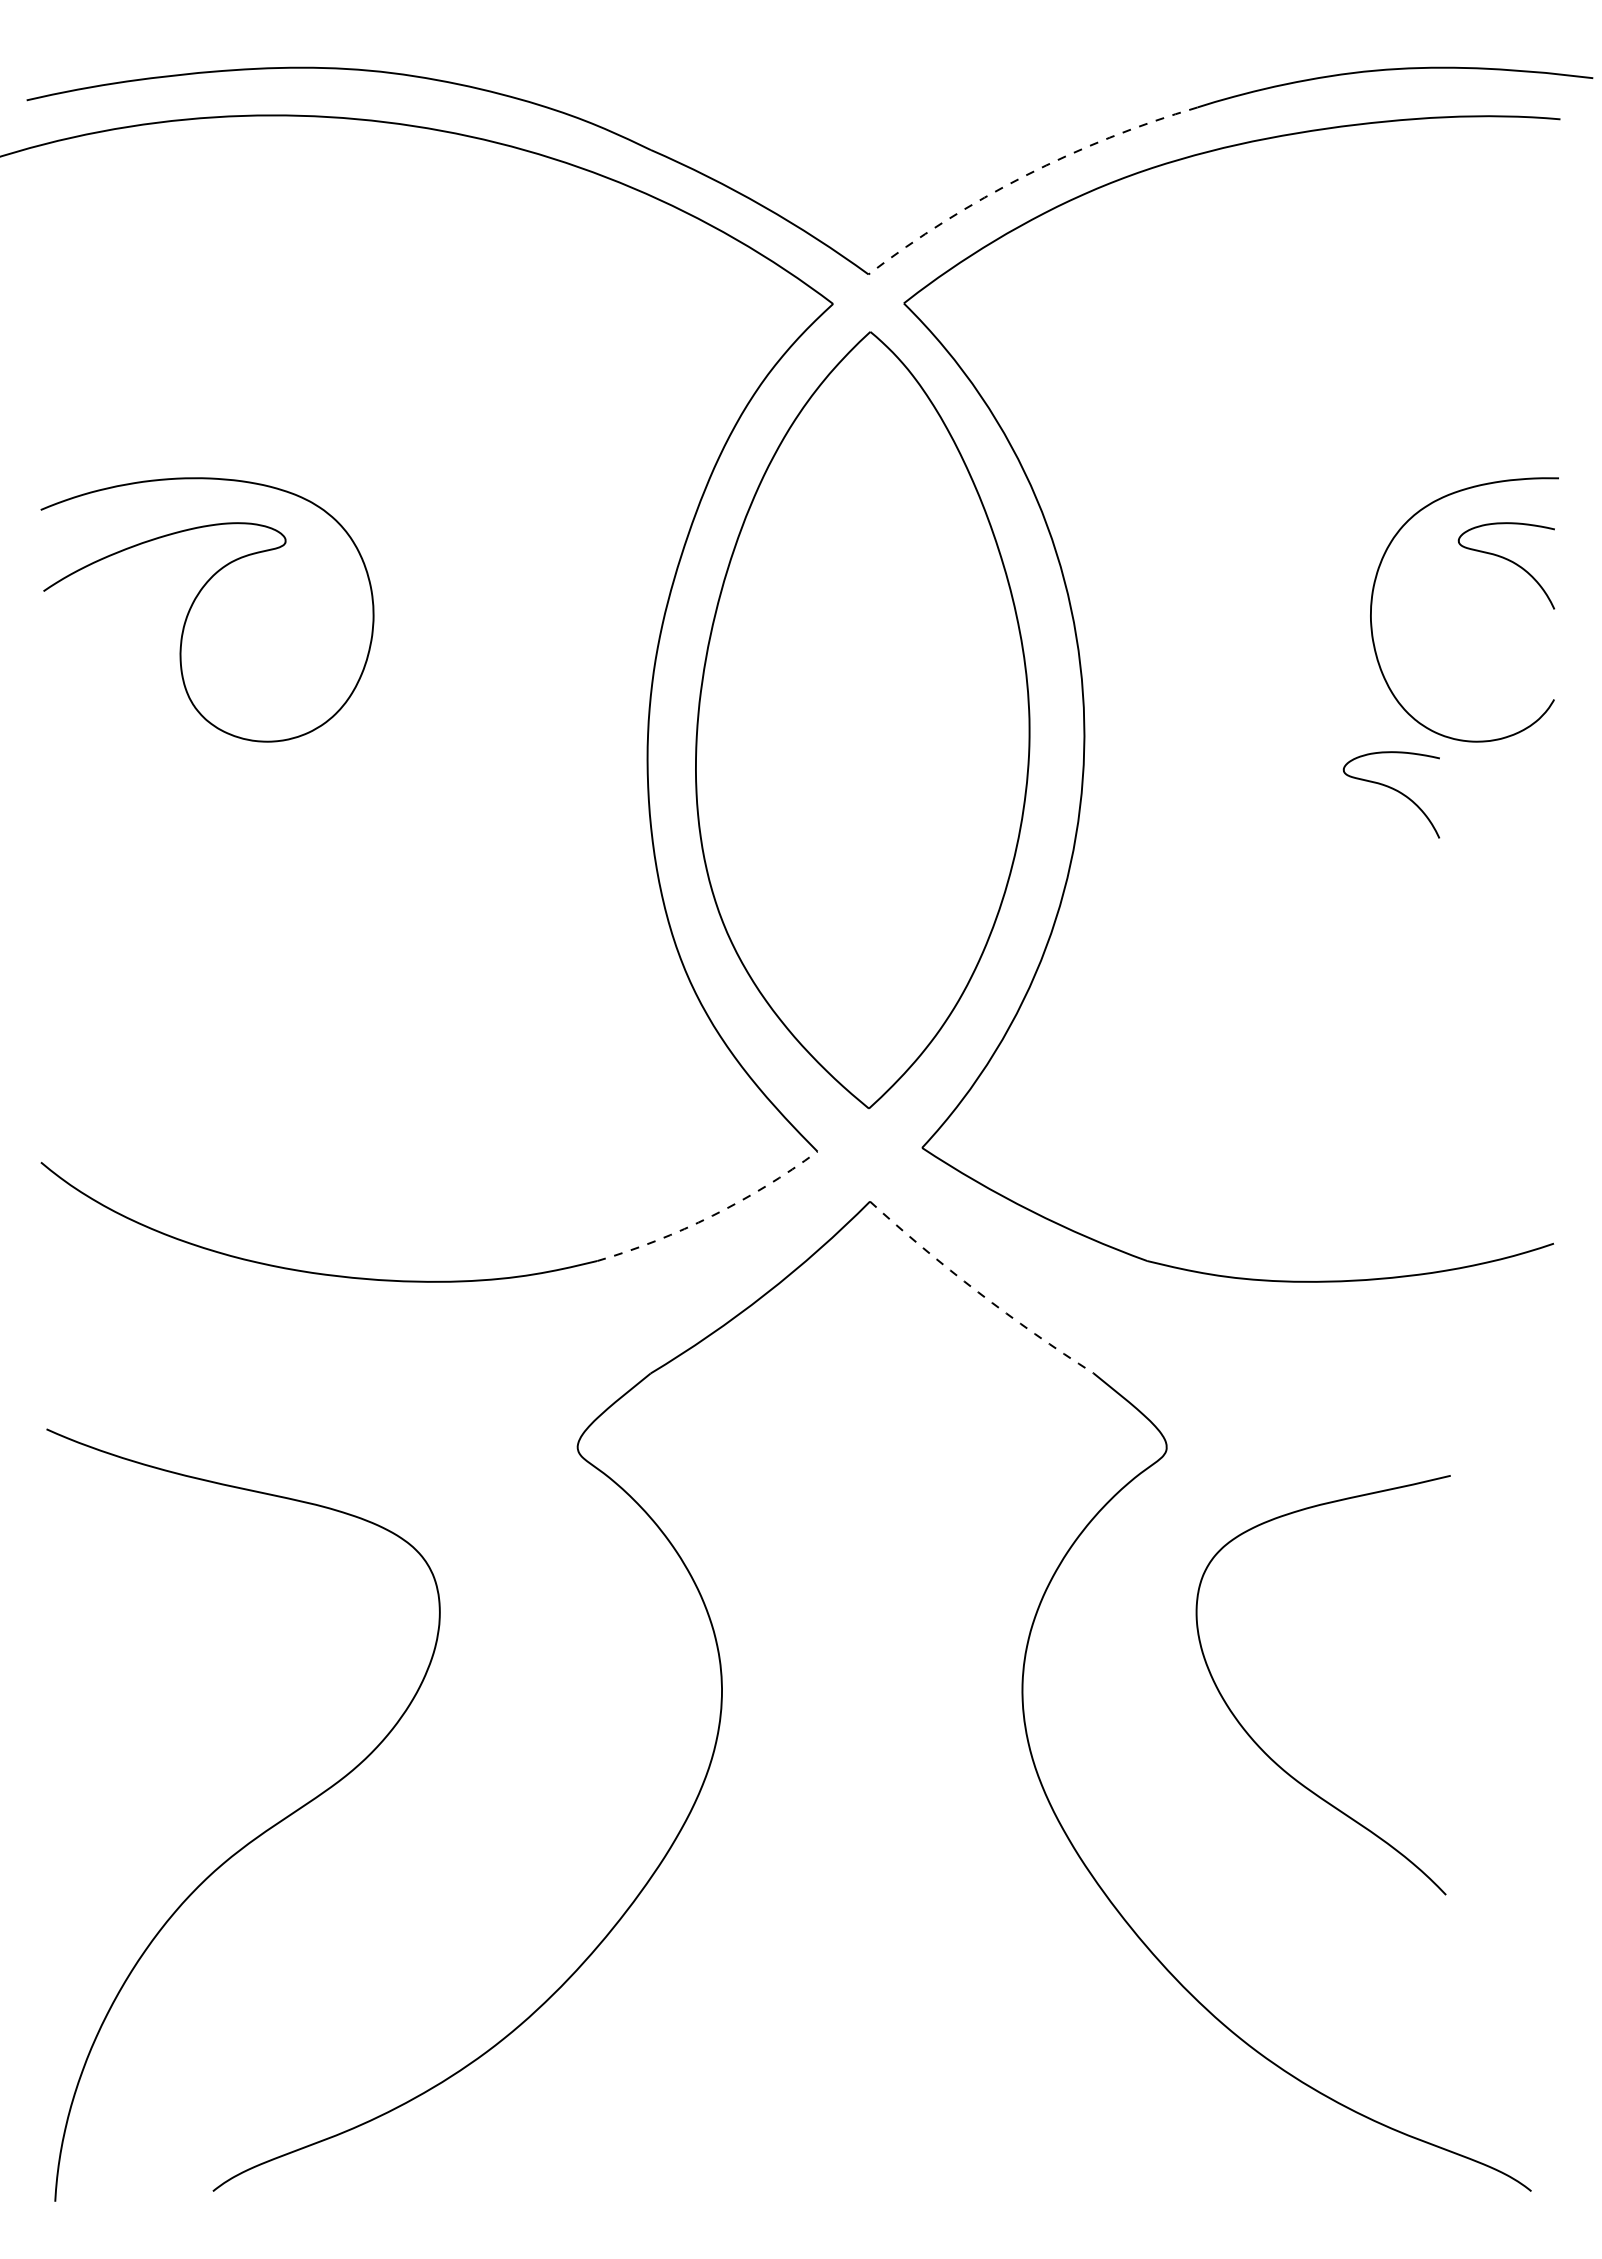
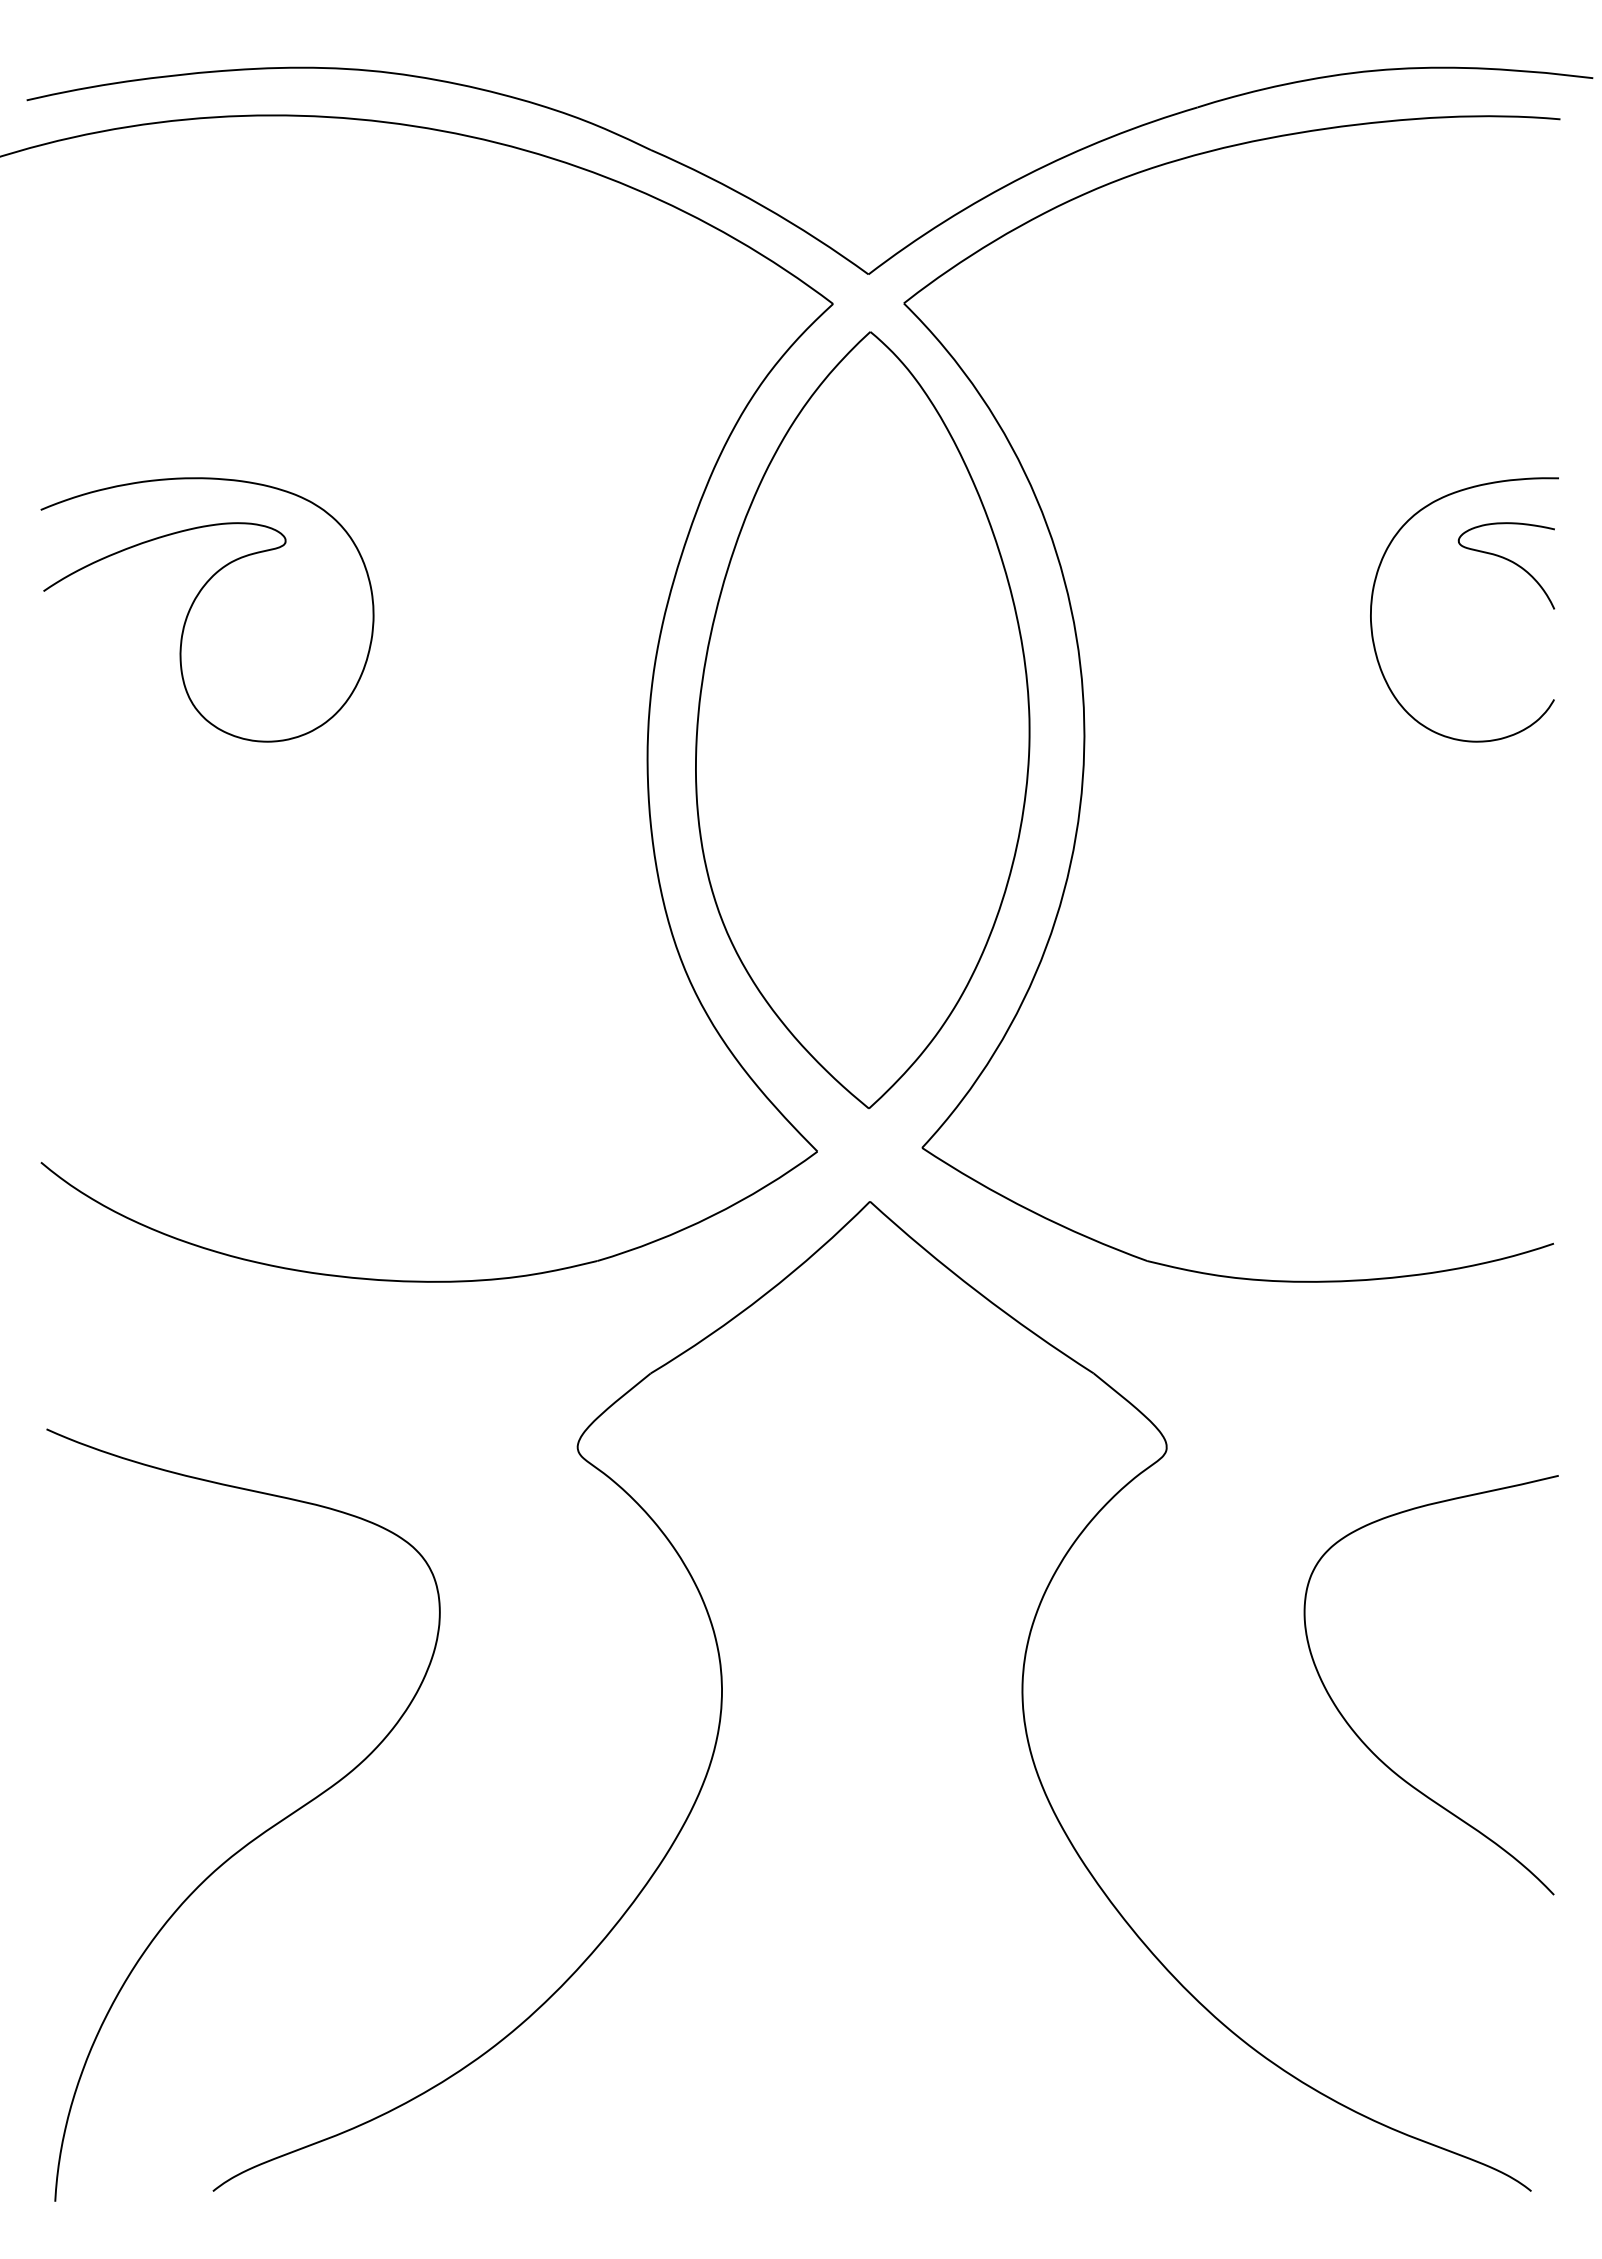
arc: dashed -> solid (1025, 175)
curve: present -> none (1391, 789)
arc: dashed -> solid (712, 1215)
arc: dashed -> solid (978, 1292)
curve position: (1260, 1746) -> (1368, 1746) (1368, 1746)
